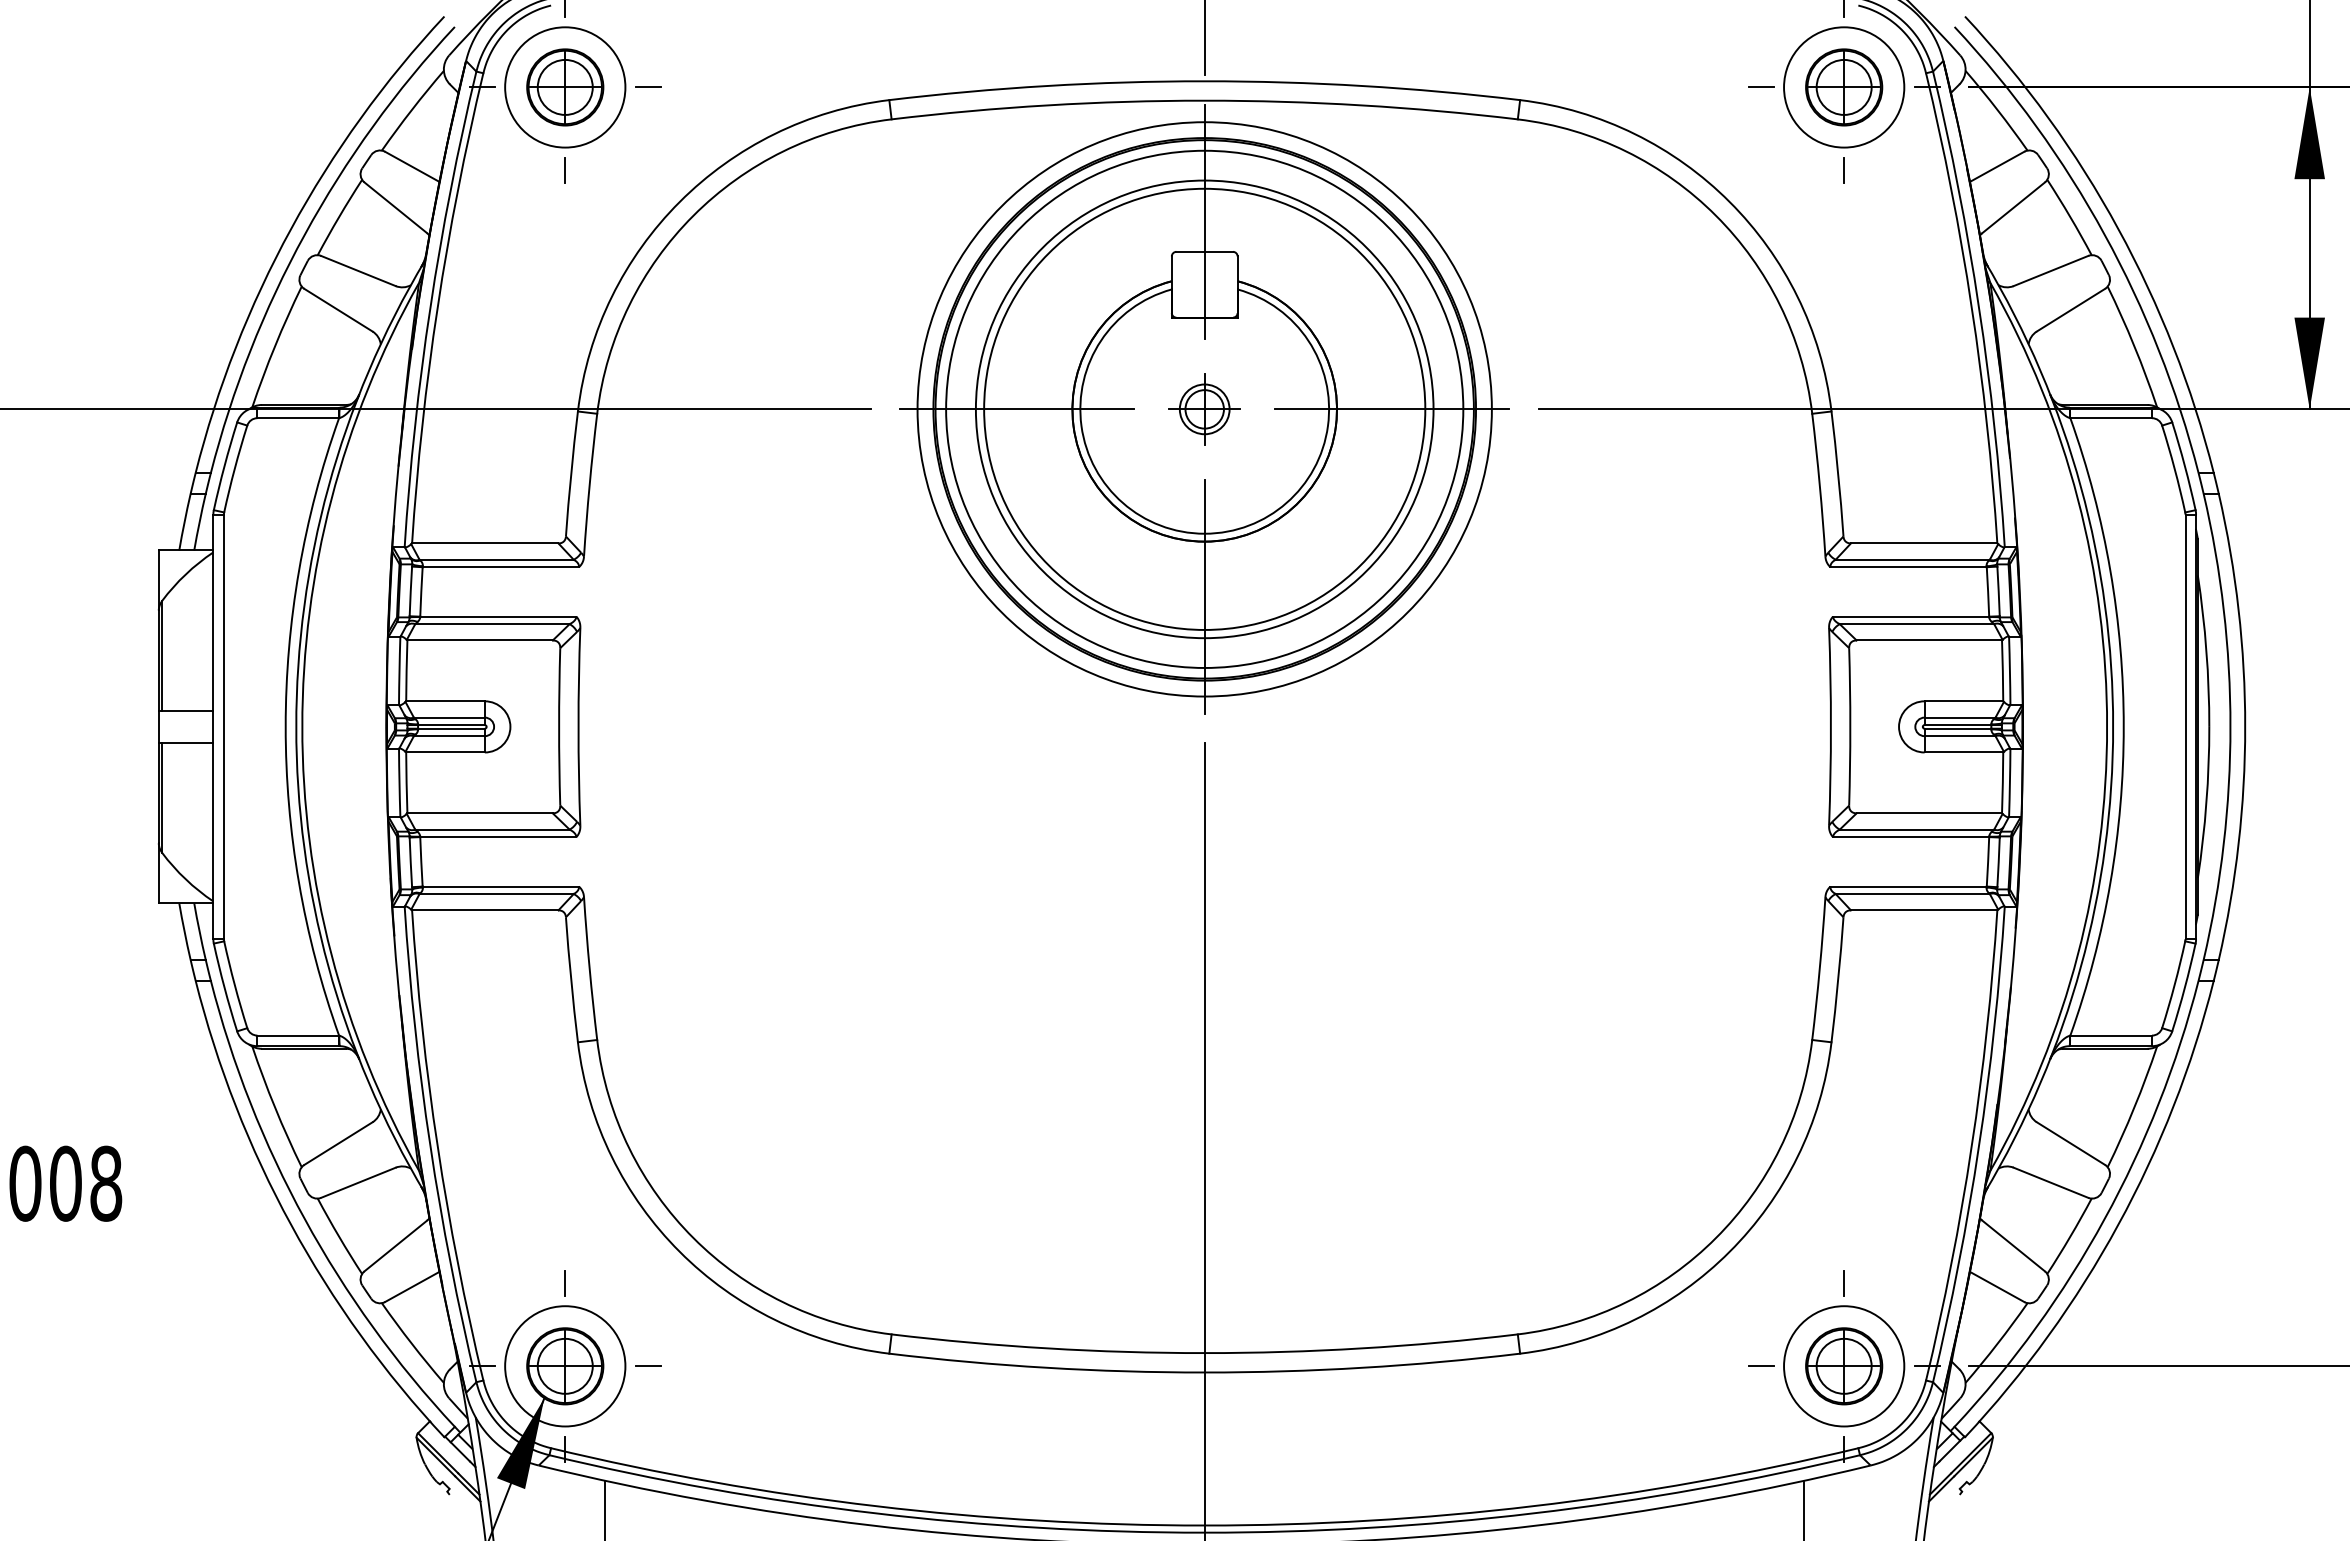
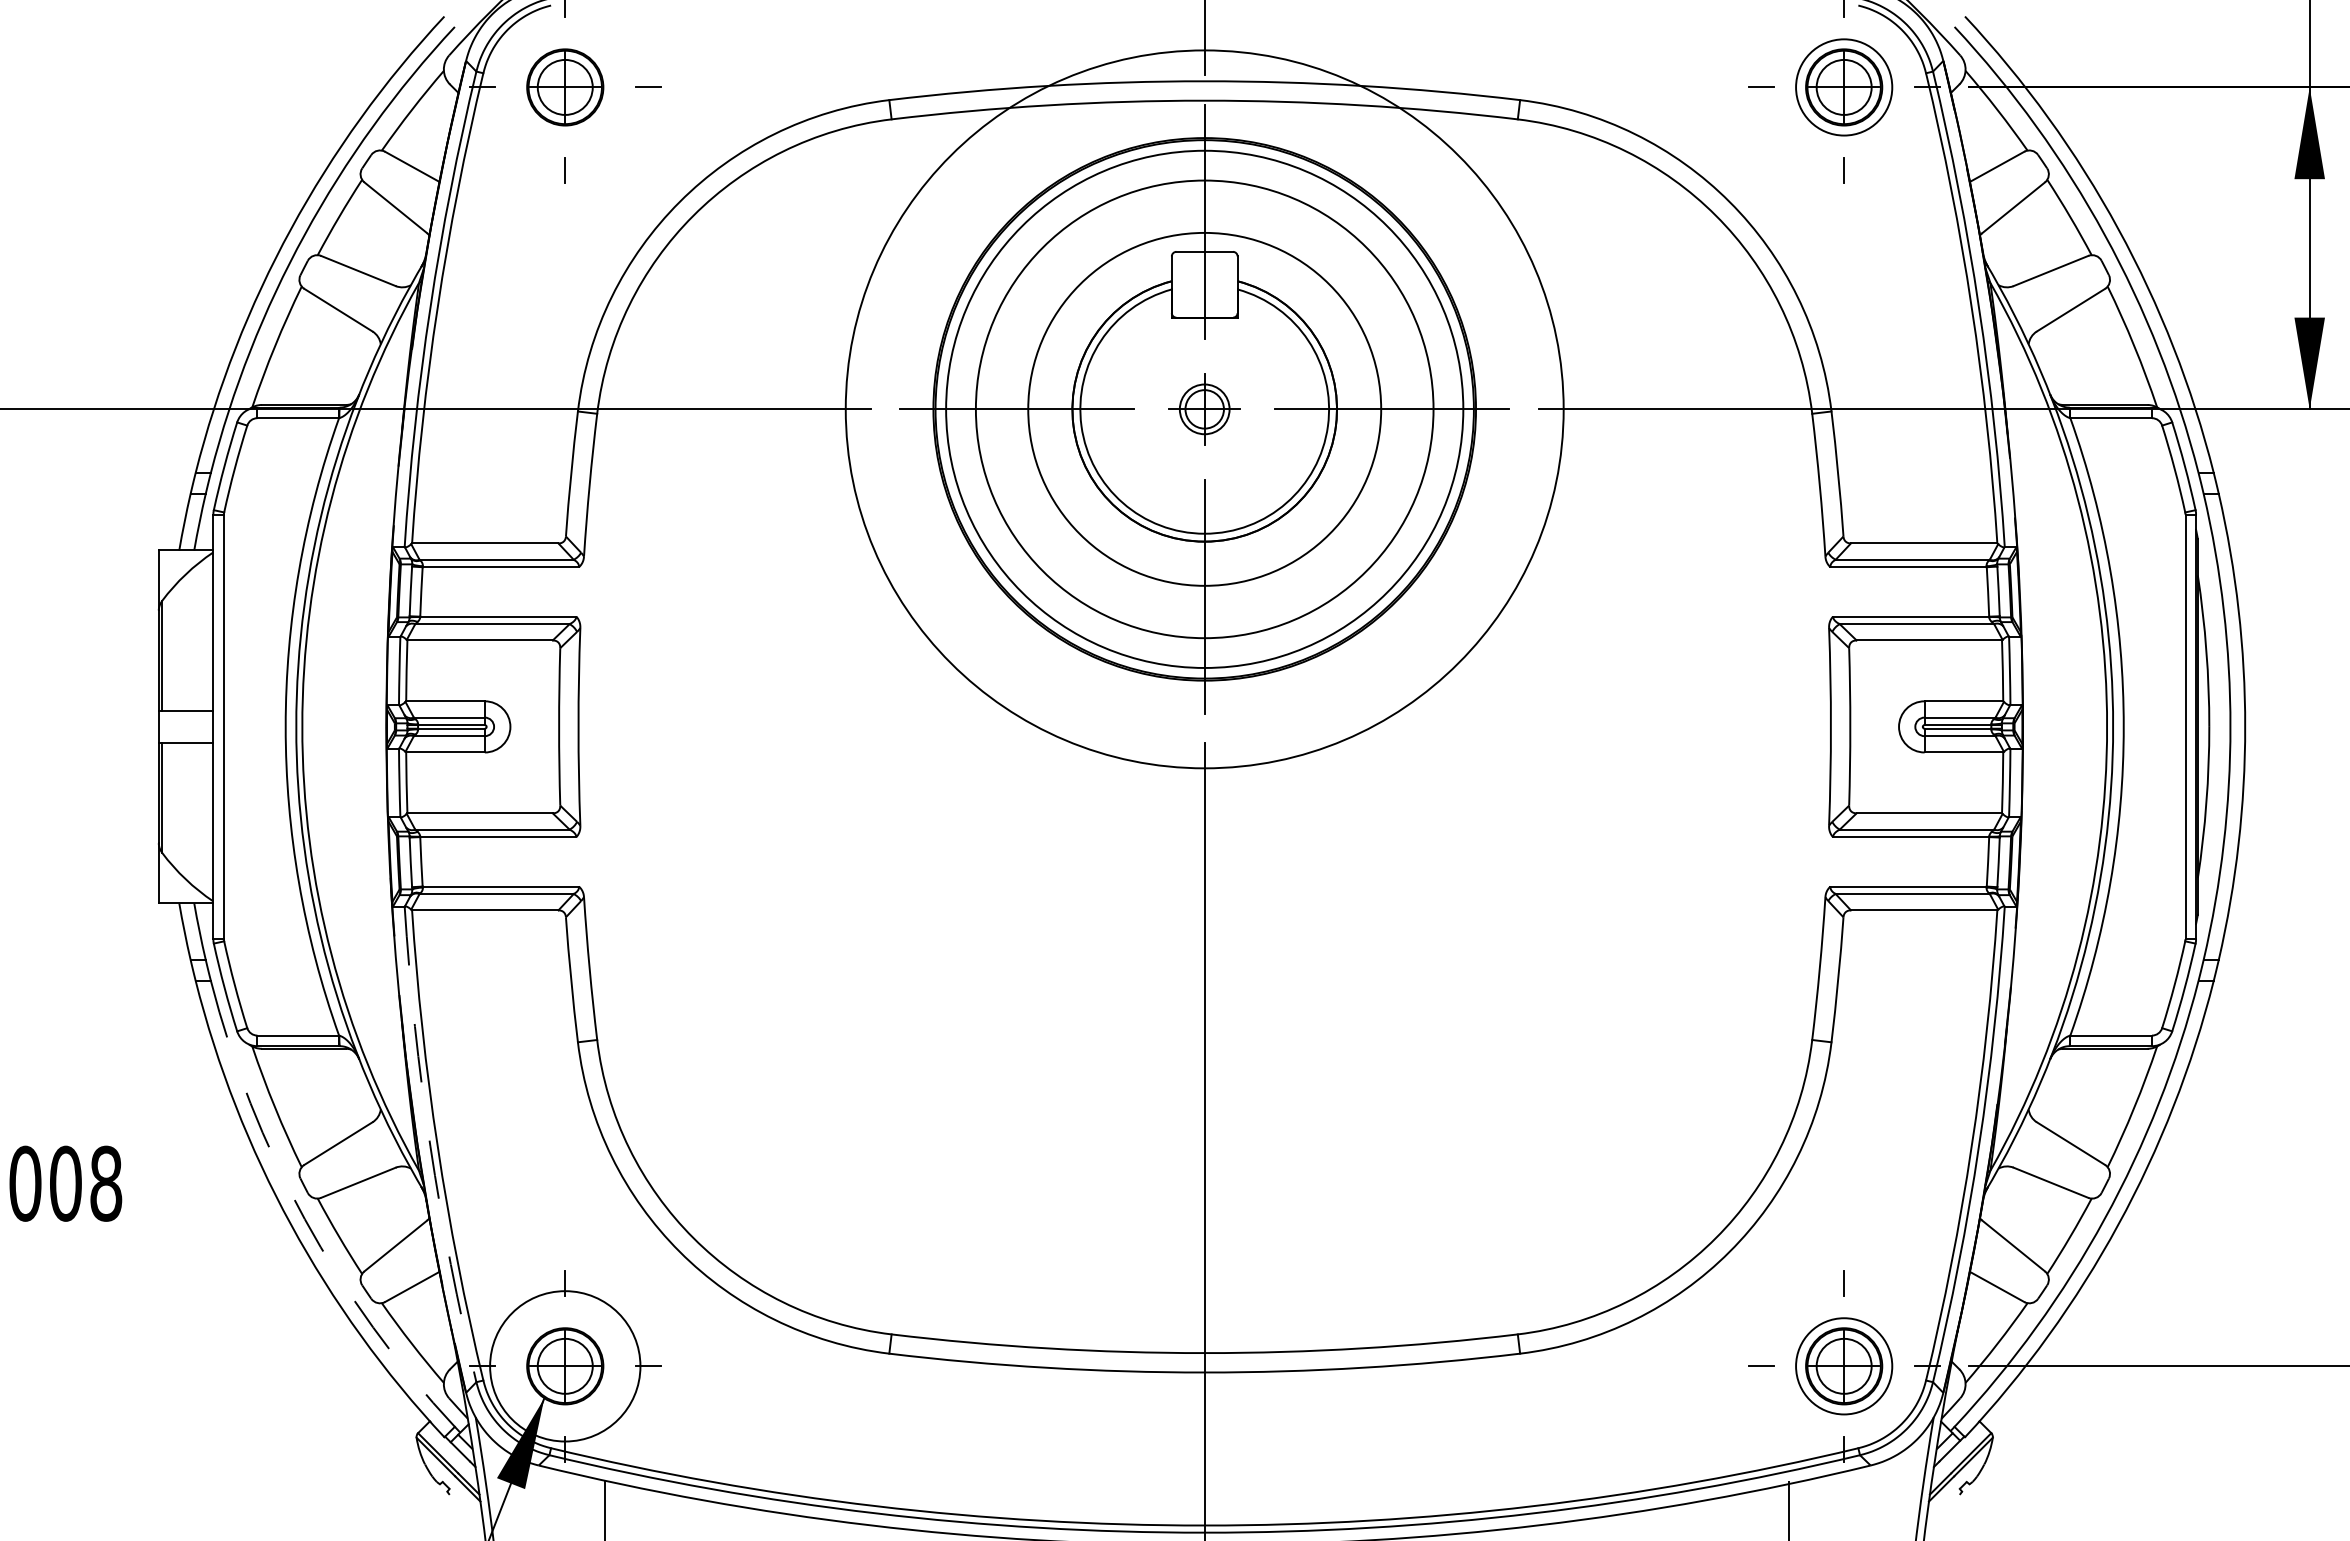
circle: present -> none (565, 87)
circle diameter: 120 px -> 96 px (1844, 87)
circle diameter: 441 px -> 353 px (1204, 408)
circle diameter: 574 px -> 718 px (1204, 409)
arc: solid -> dashed (430, 1146)
arc: solid -> dashed (304, 1219)
circle diameter: 120 px -> 150 px (565, 1366)
circle diameter: 120 px -> 96 px (1844, 1366)
line position: (1804, 1509) -> (1789, 1509) (1789, 1509)
